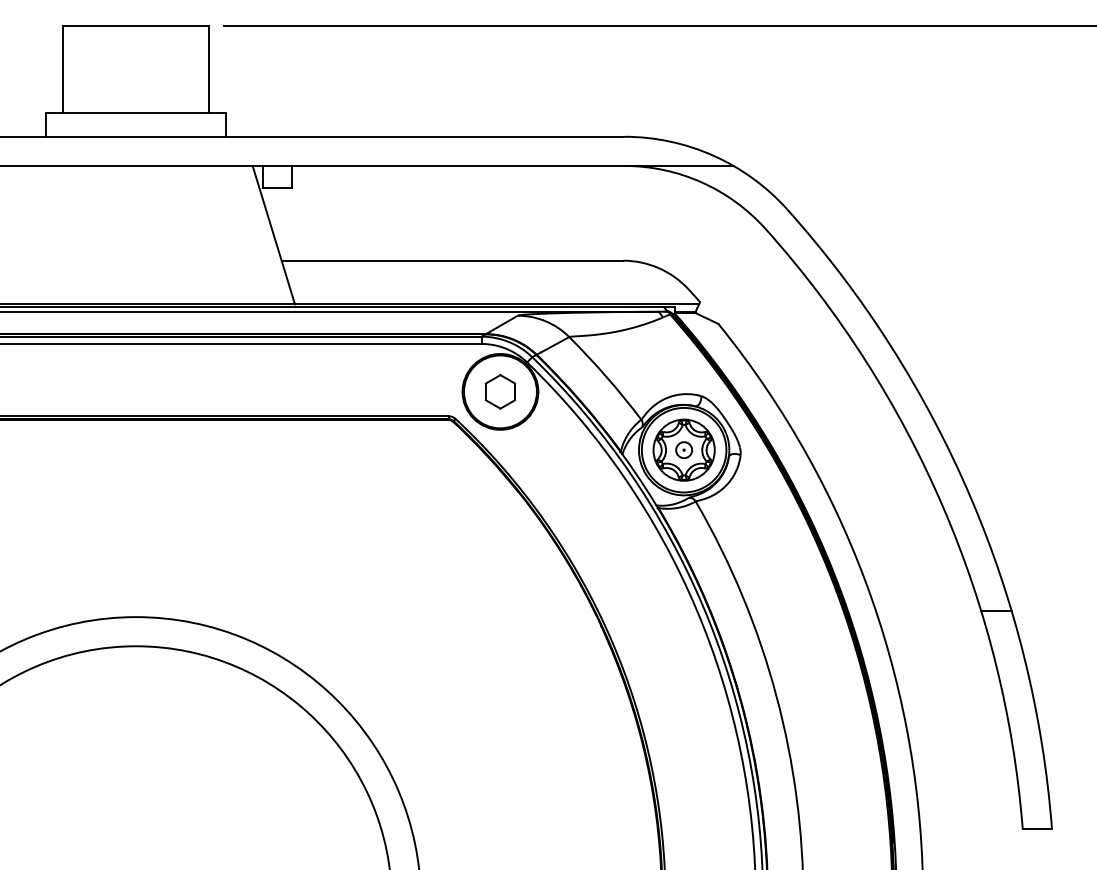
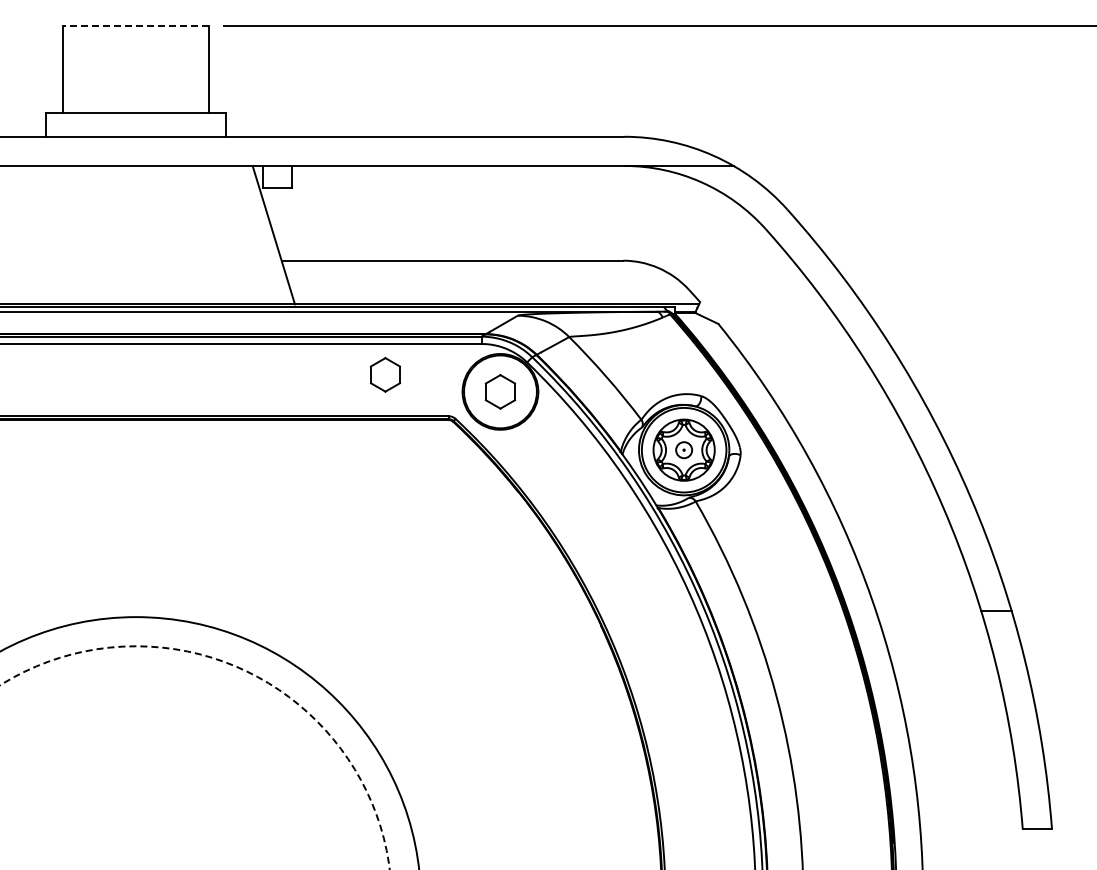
line: solid -> dashed (136, 26)
part: none -> present (384, 374)
circle: solid -> dashed (194, 757)
